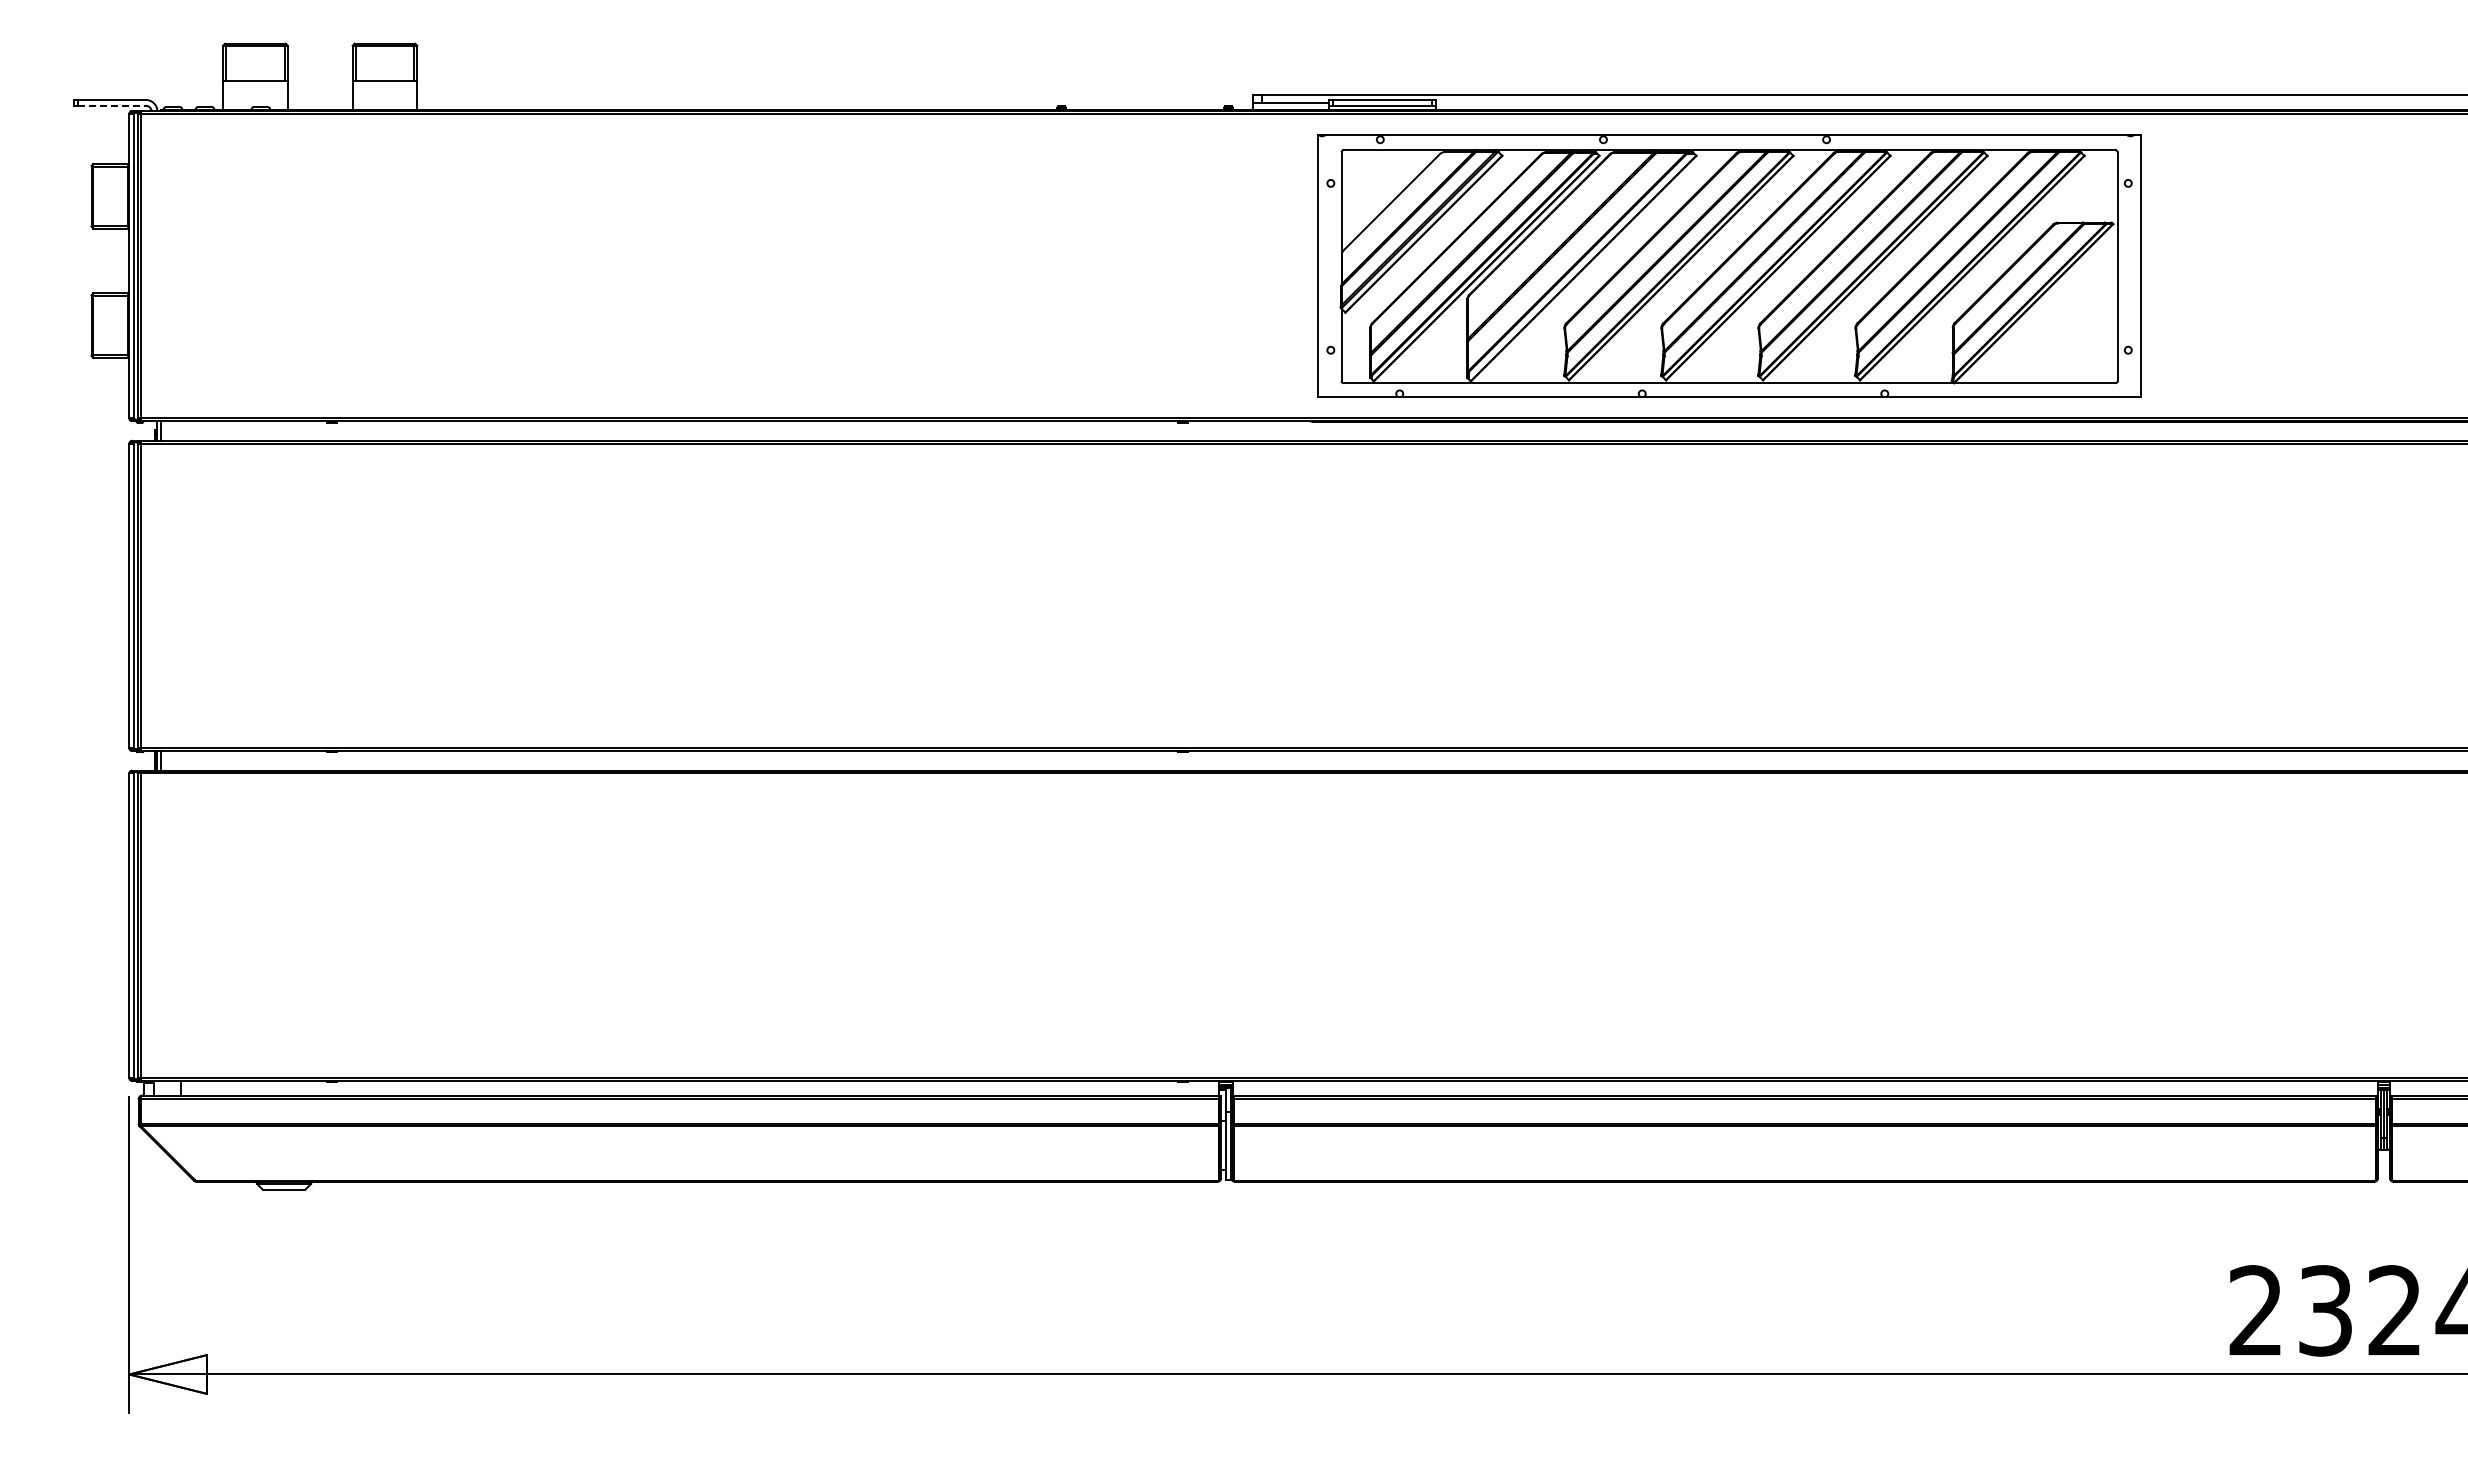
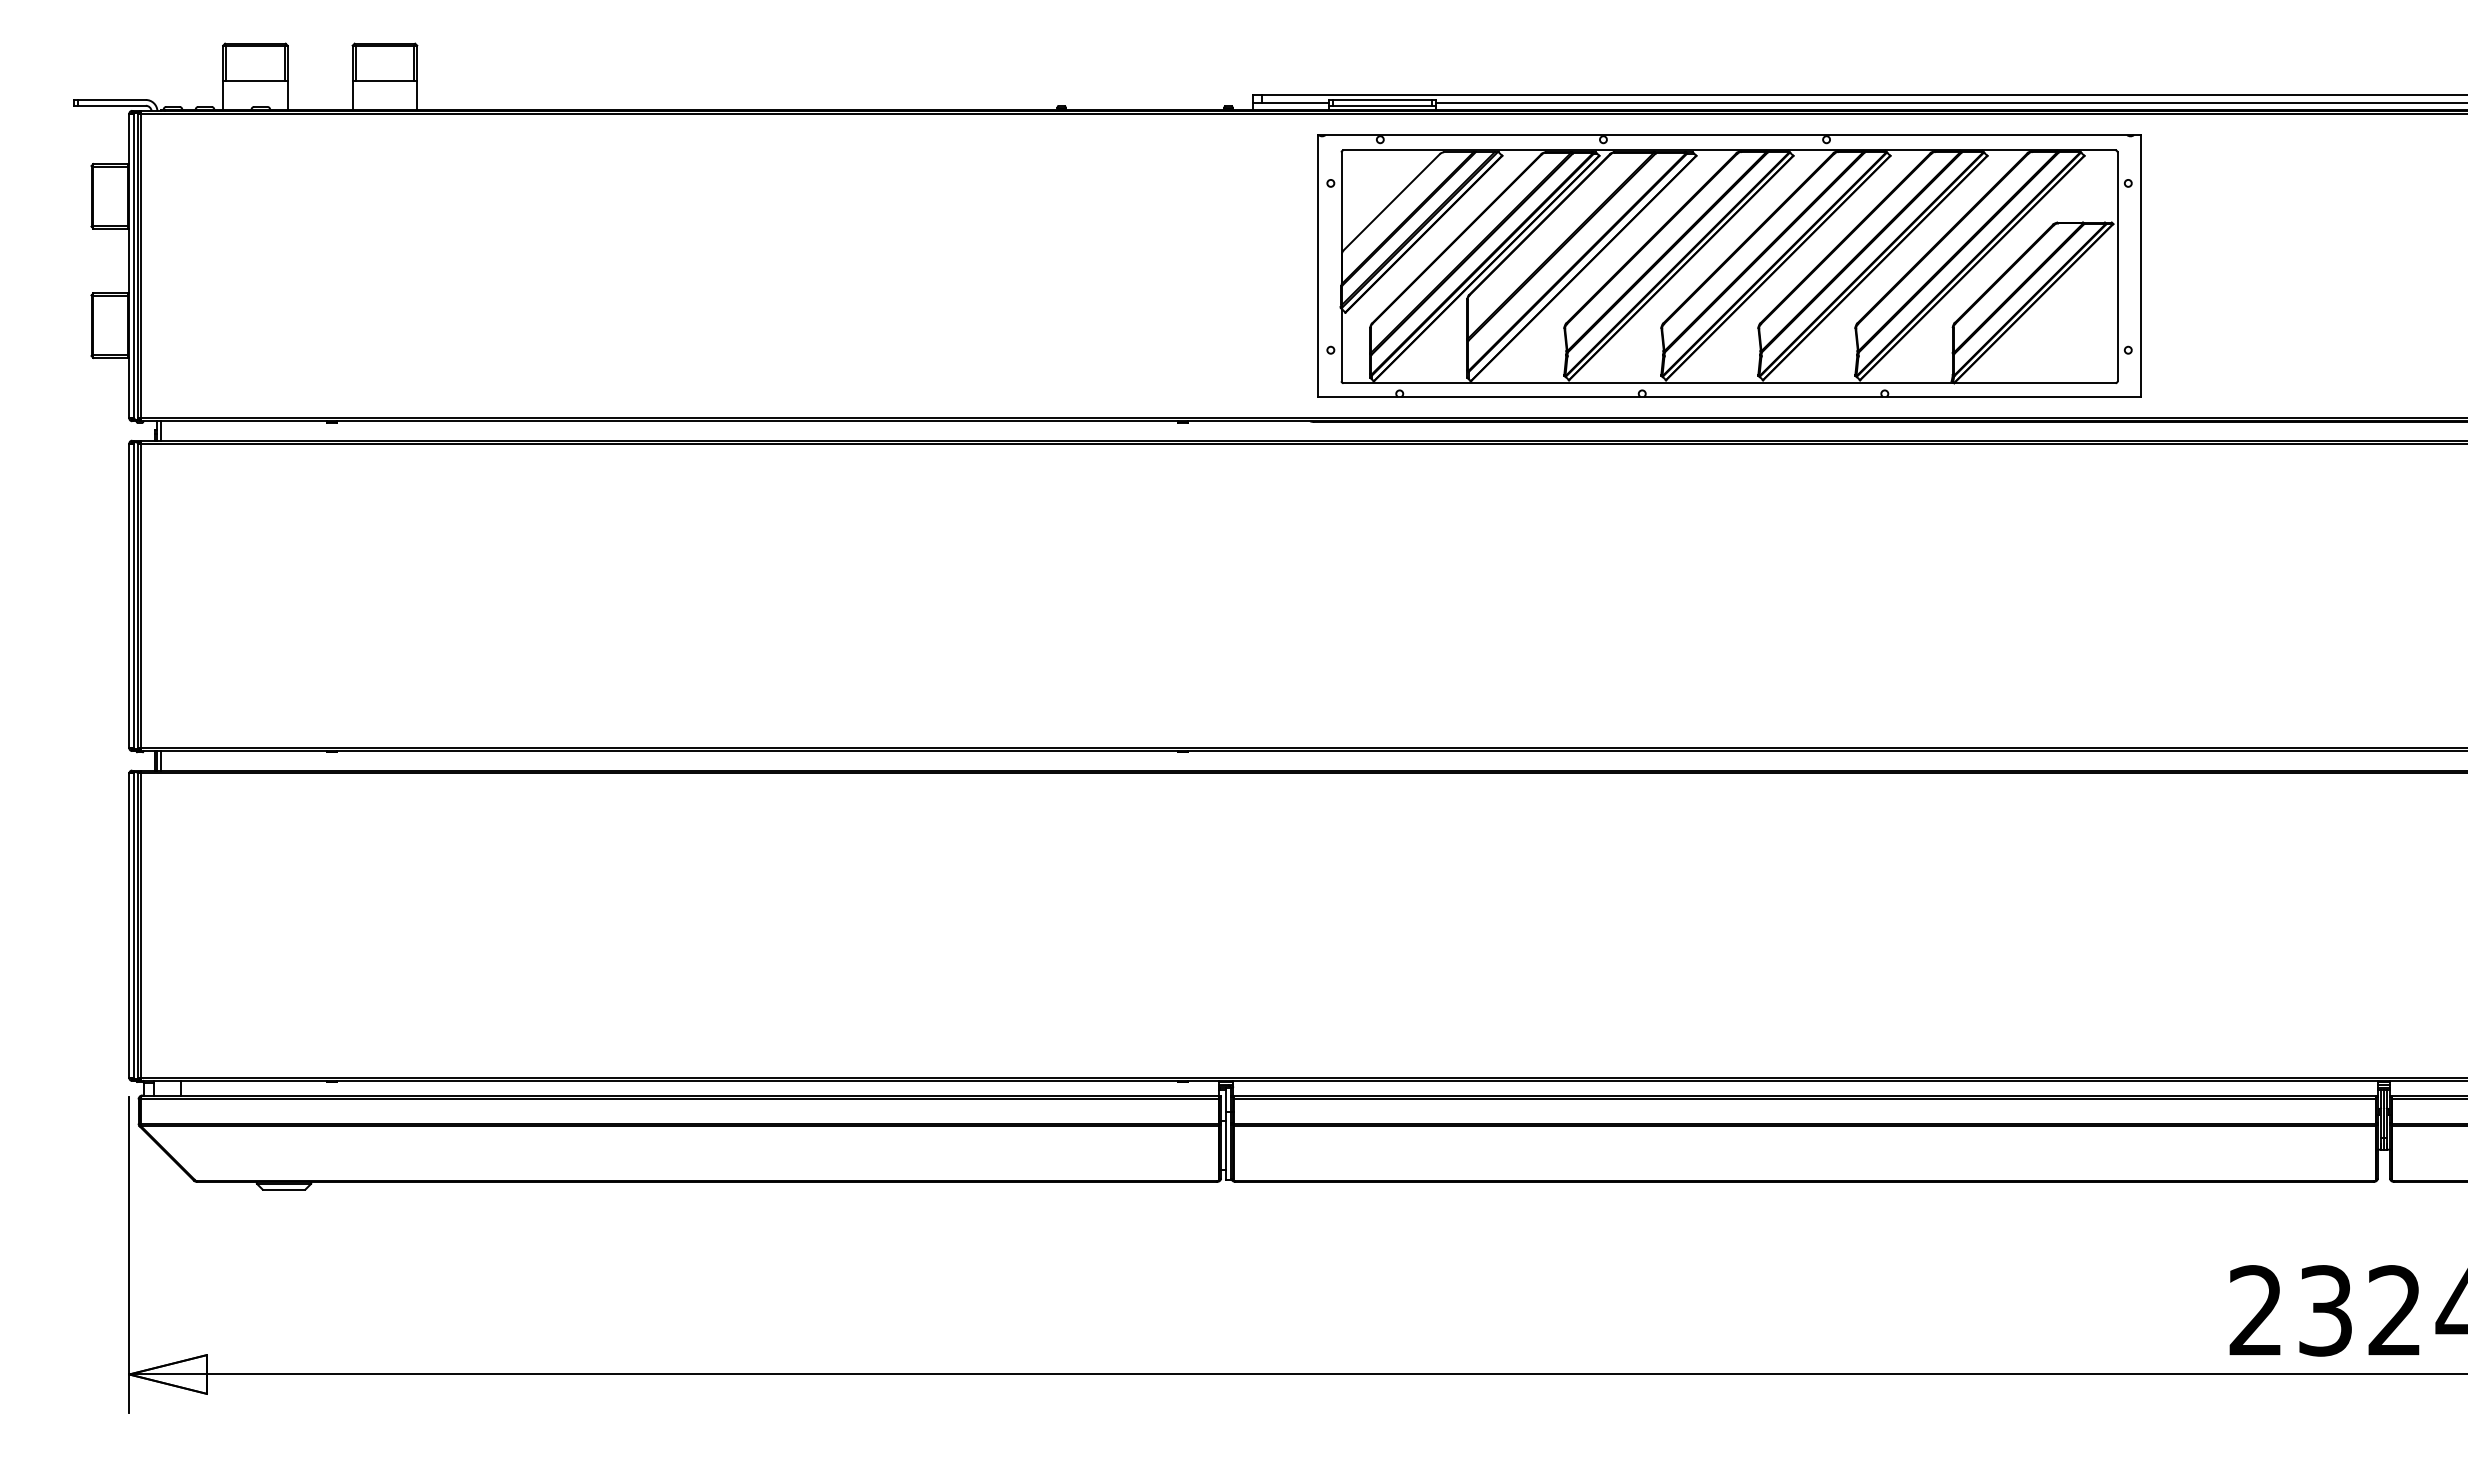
line: none -> present (1949, 103)
line: dashed -> solid (111, 105)
